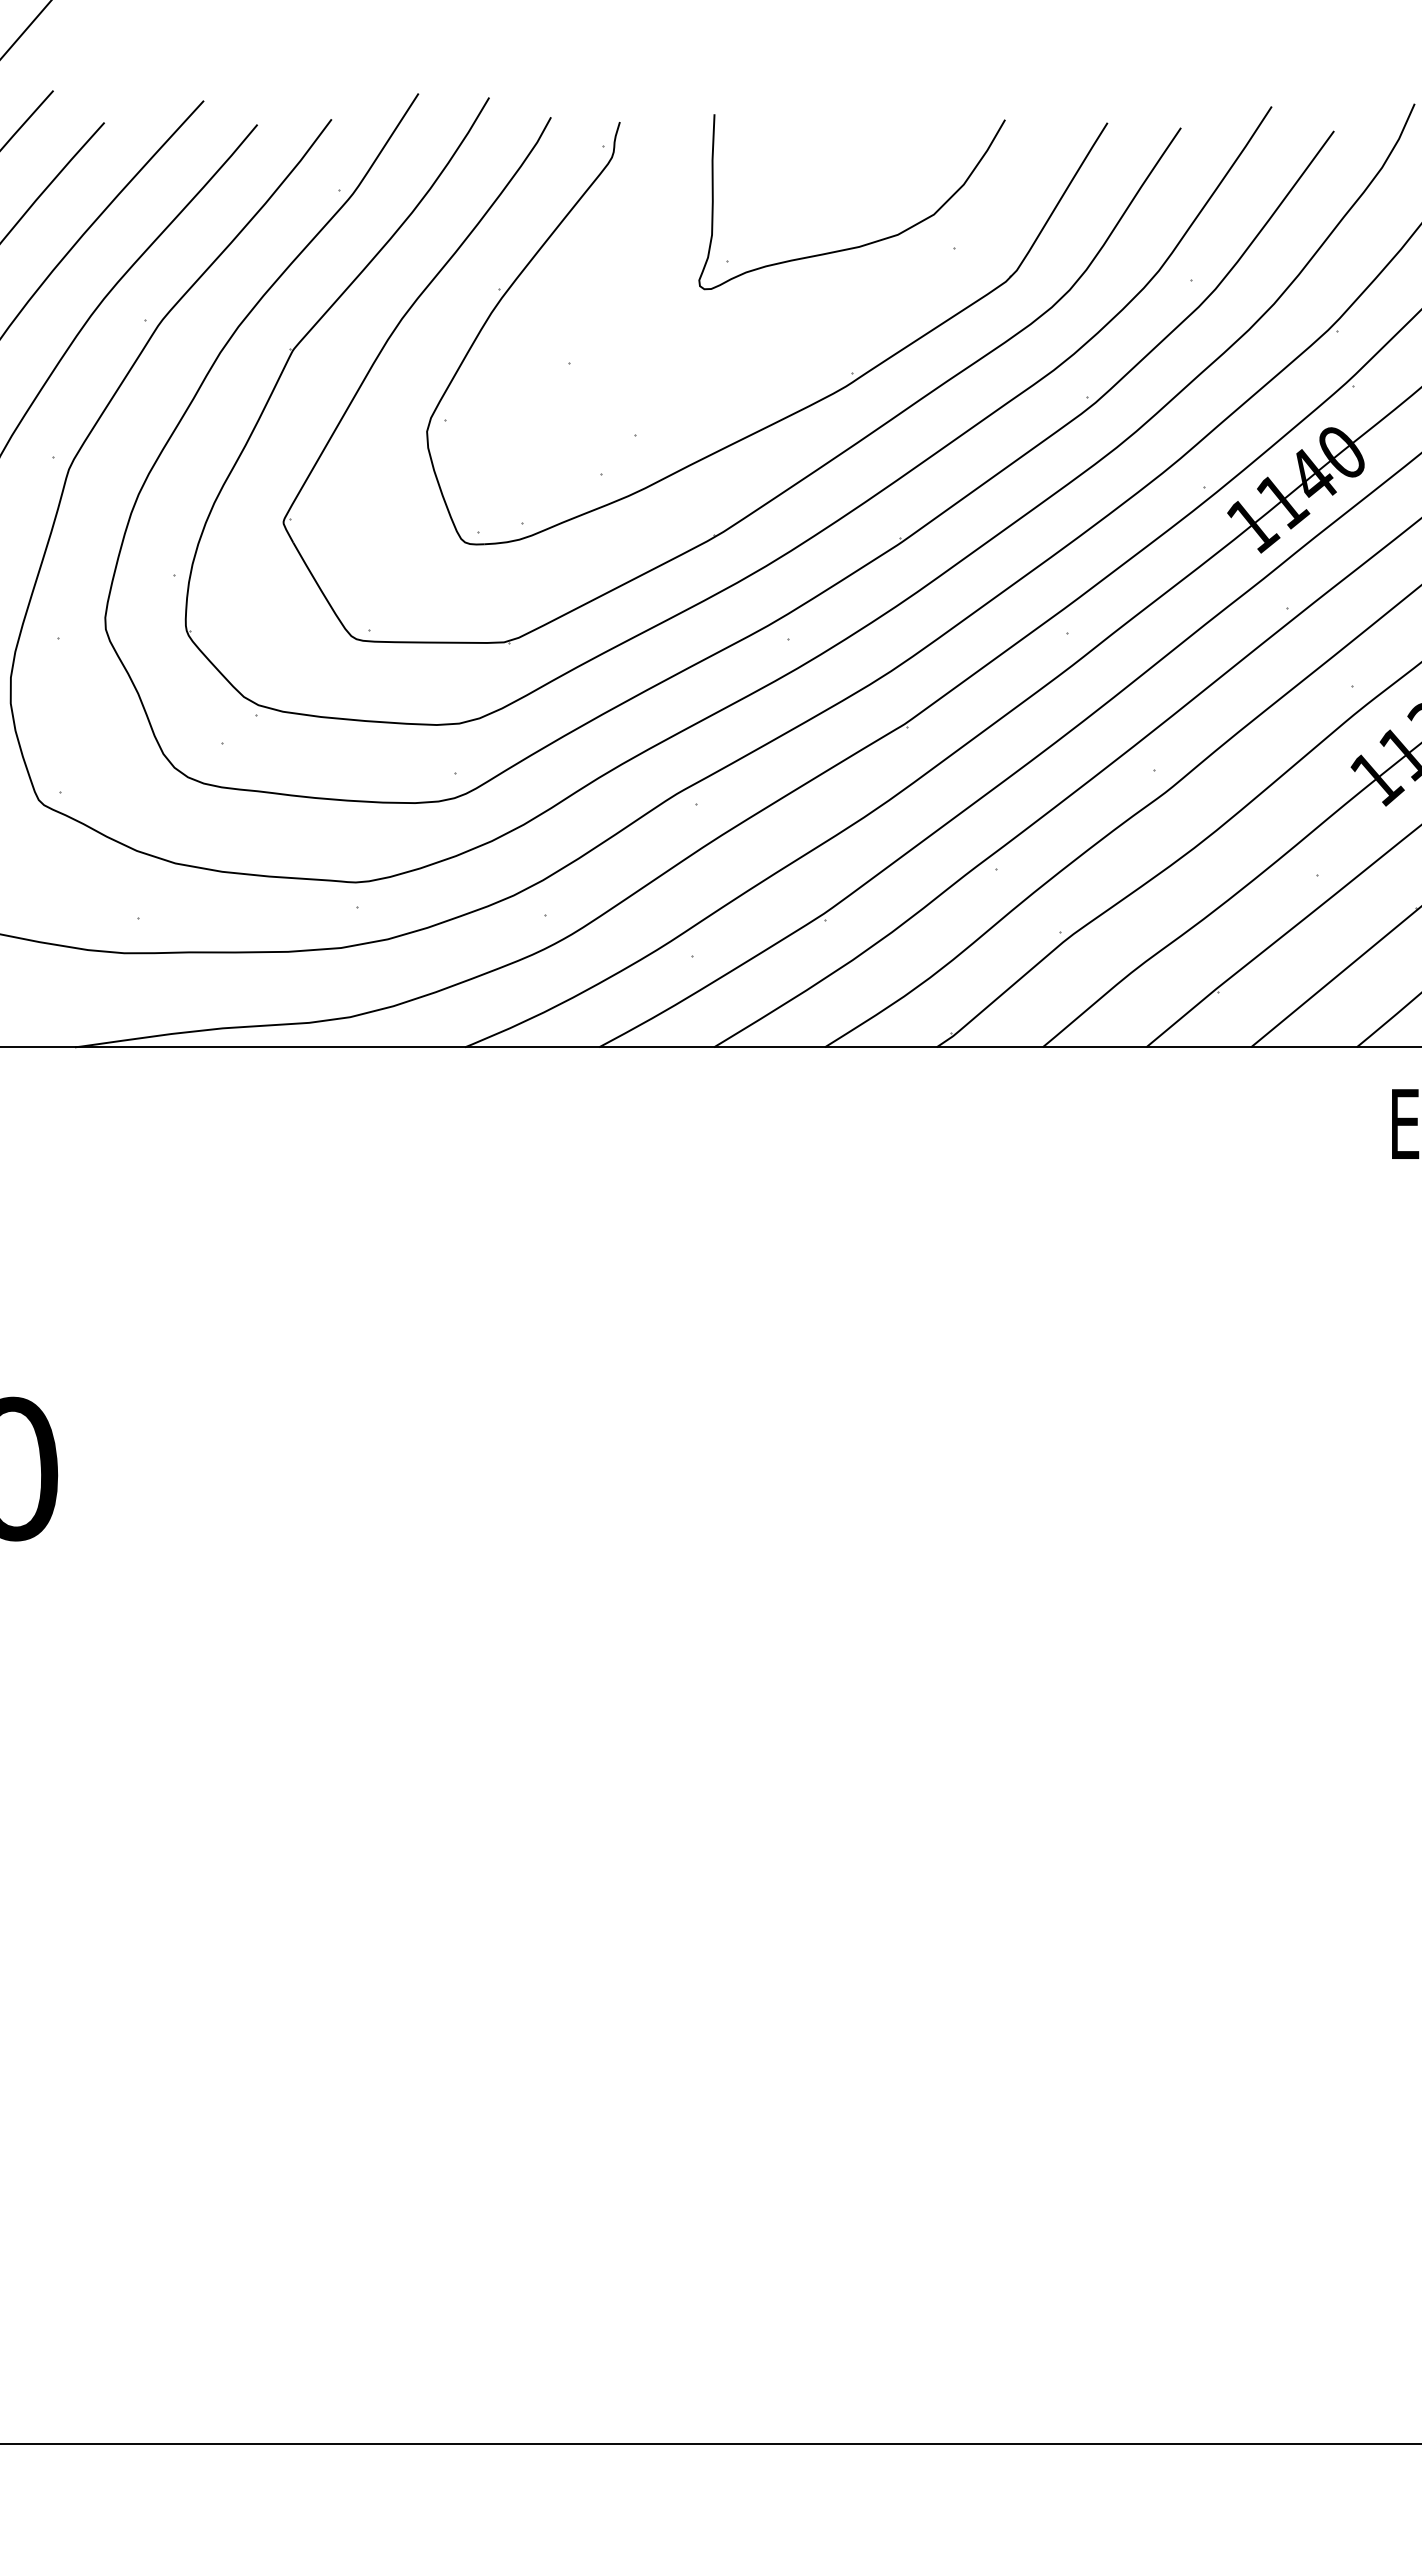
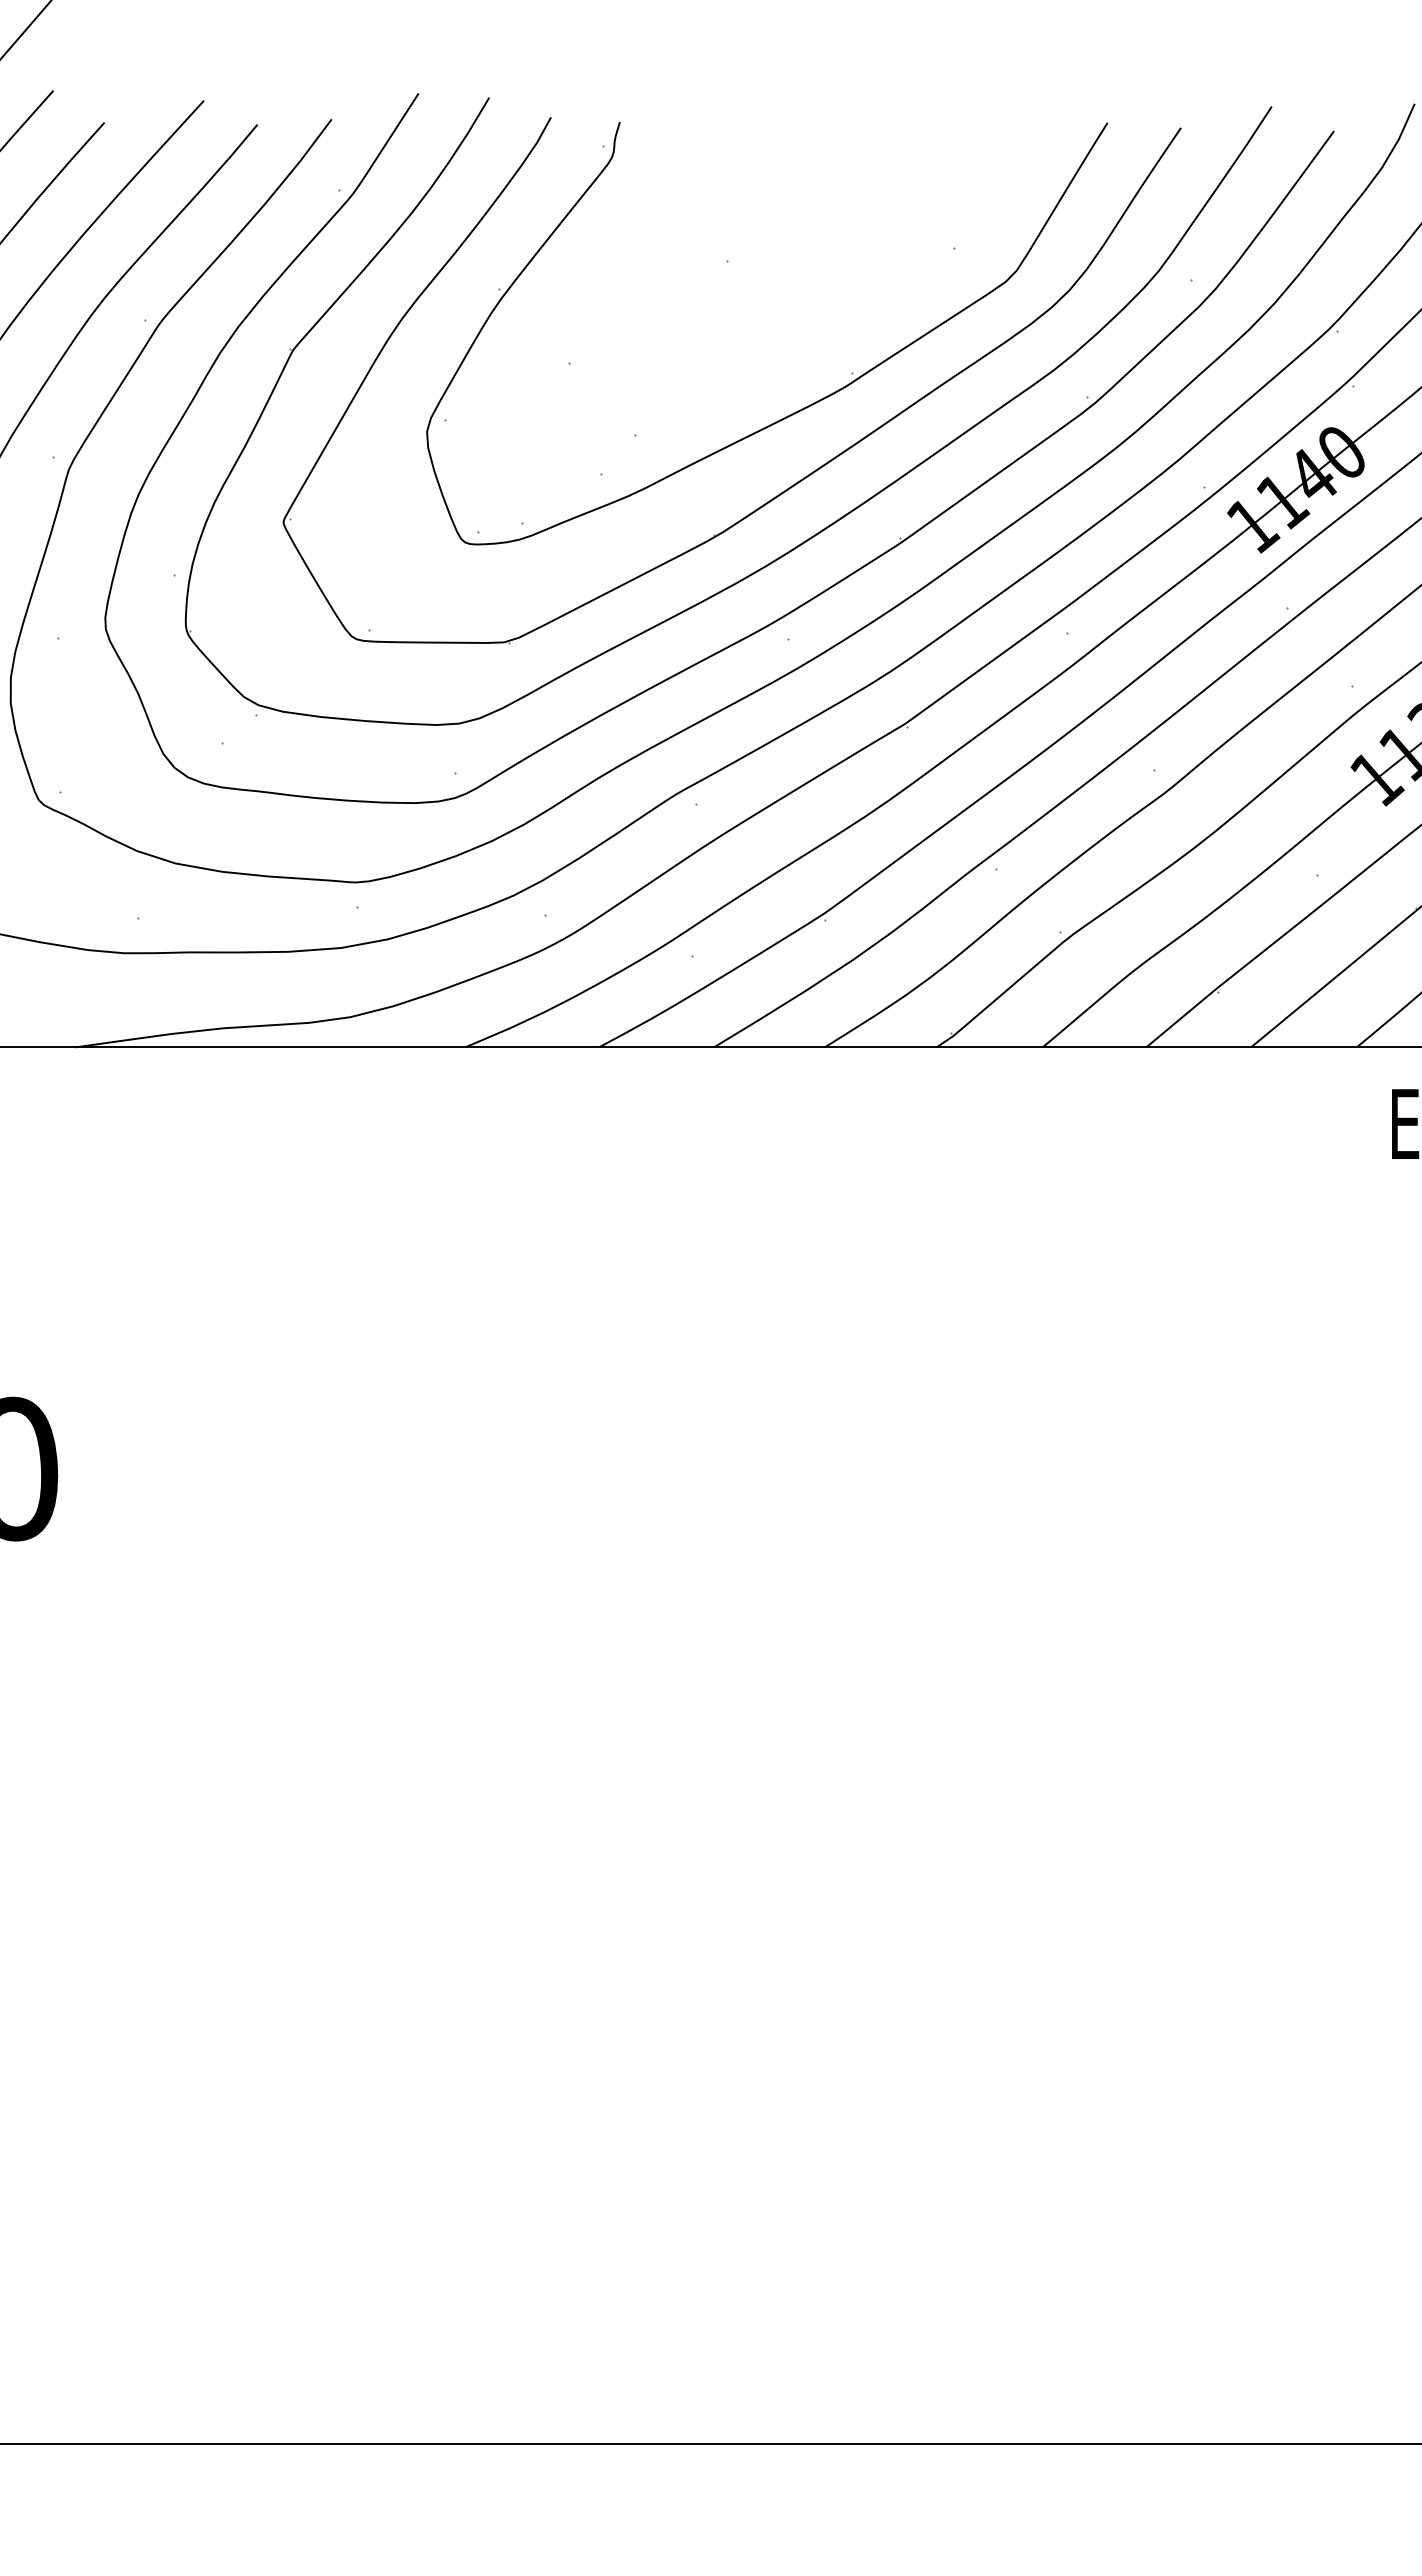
curve: present -> none (866, 243)
